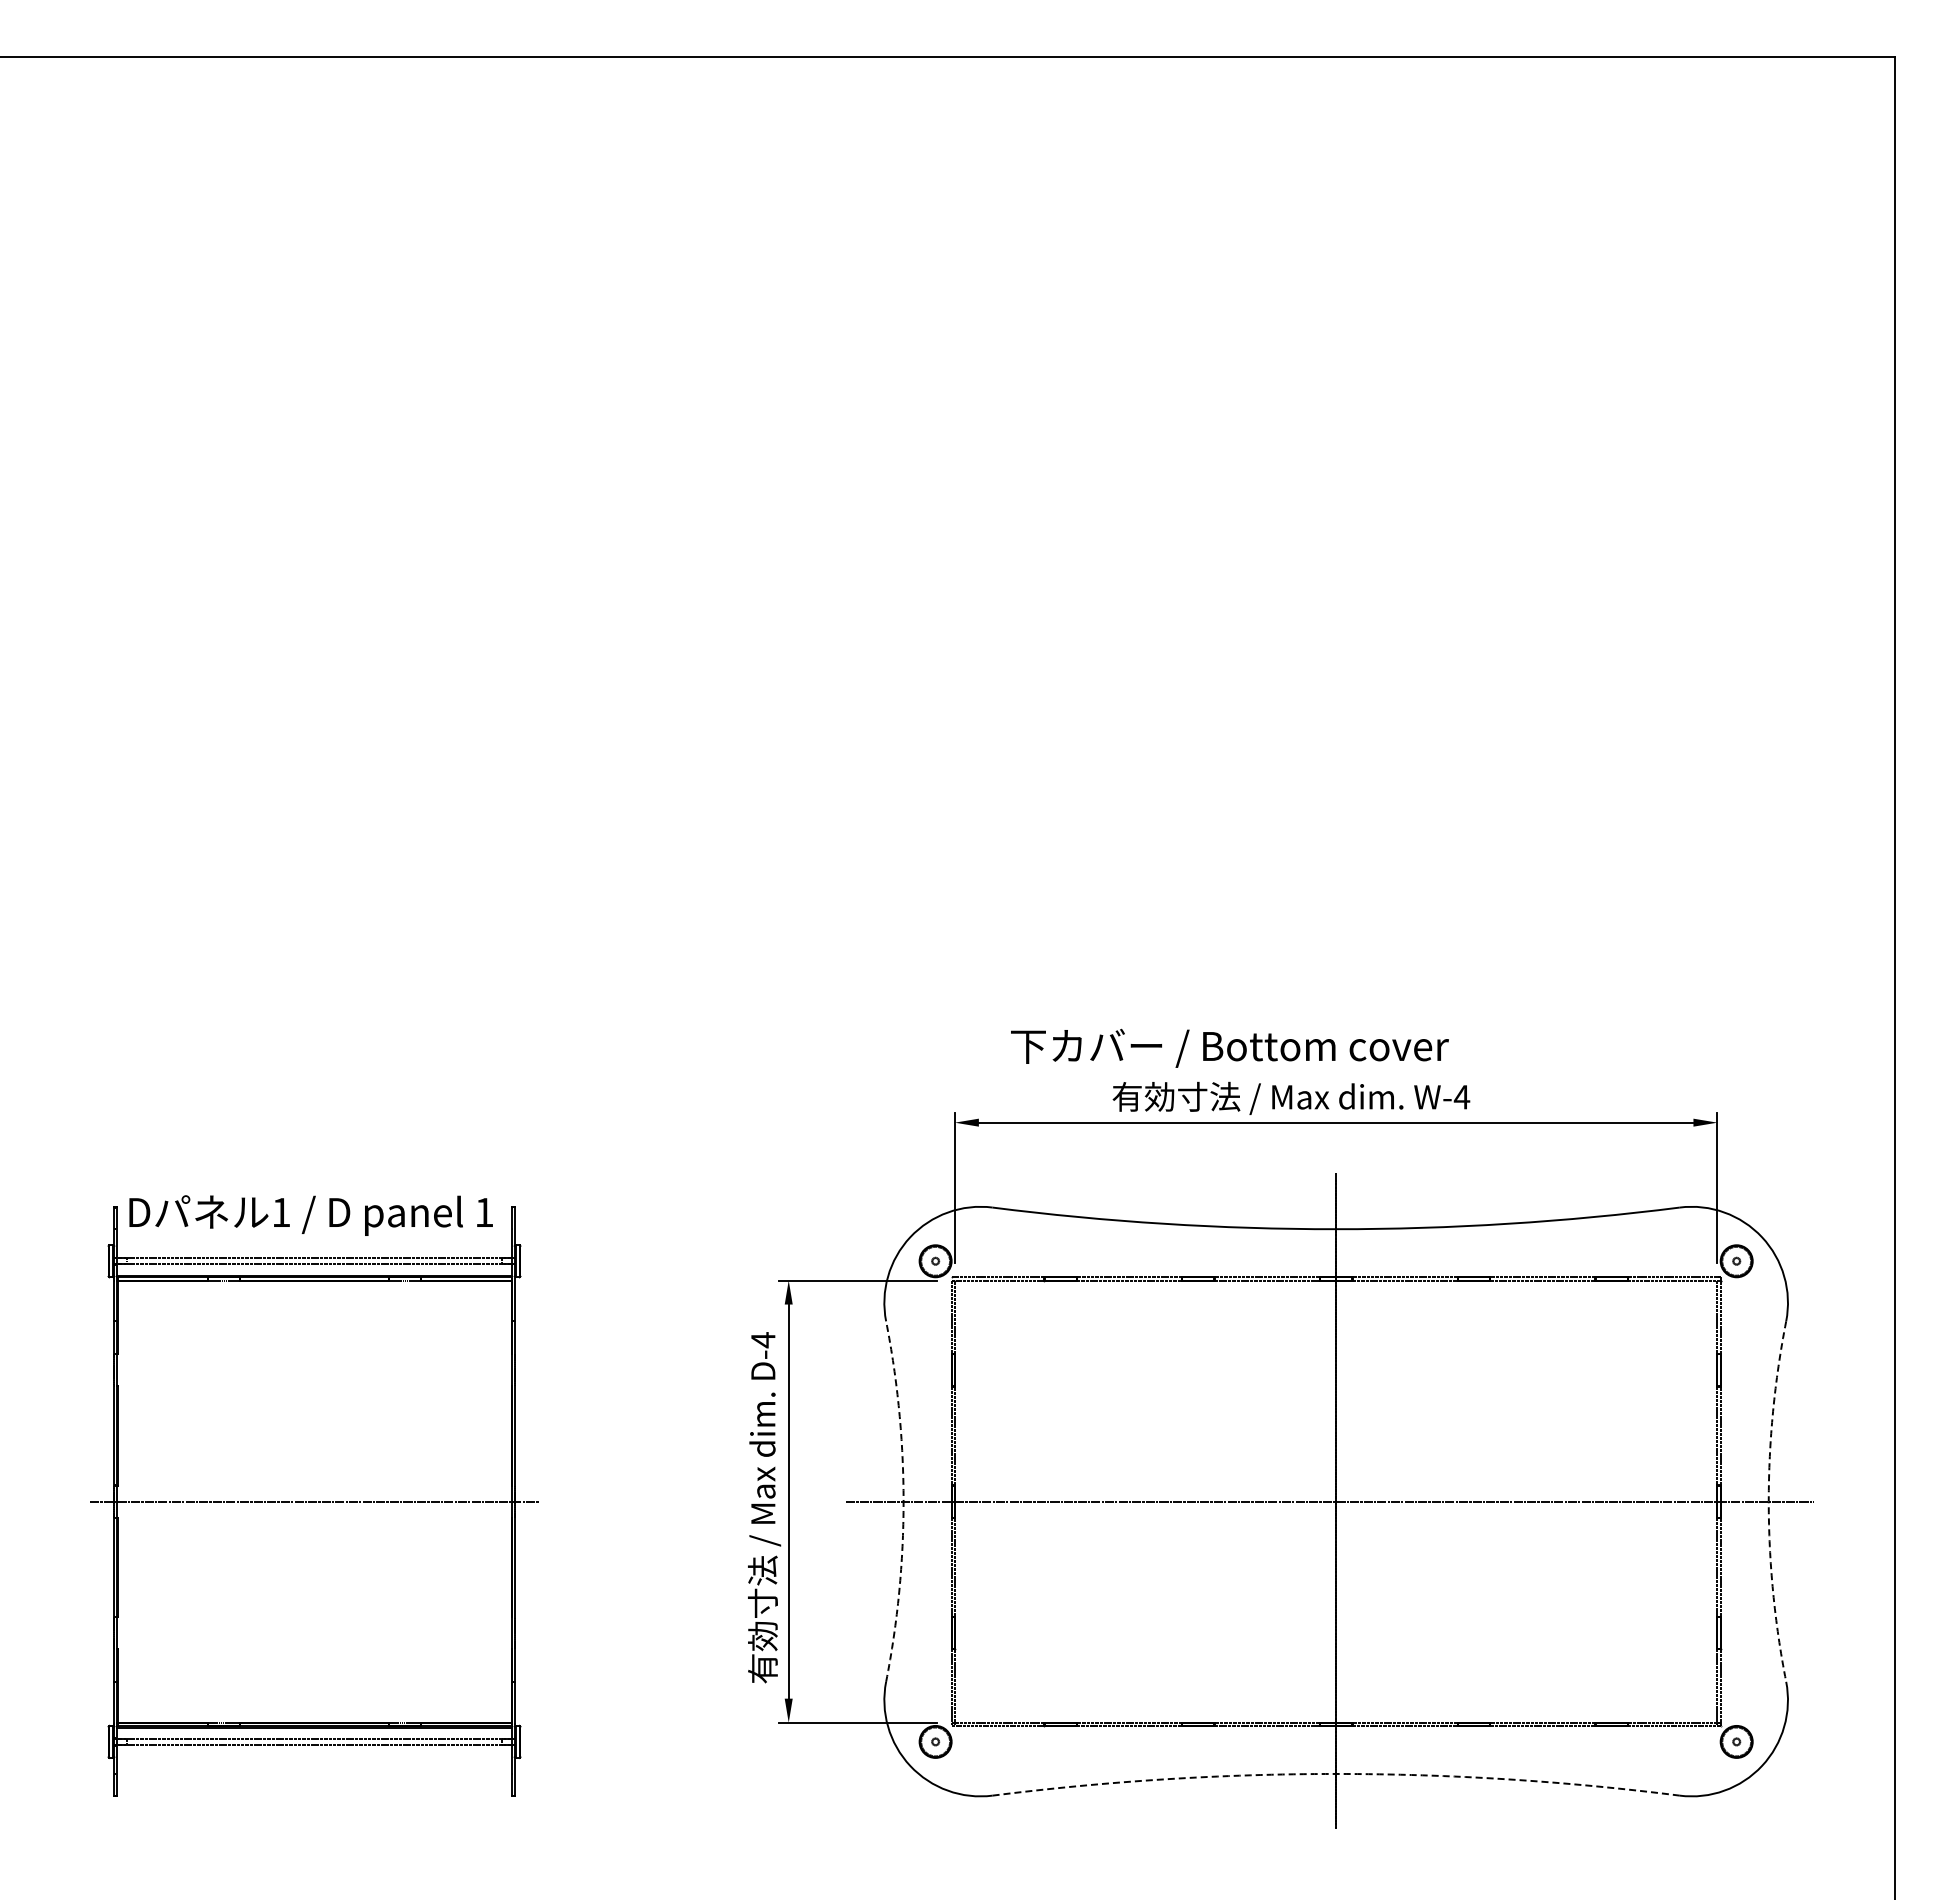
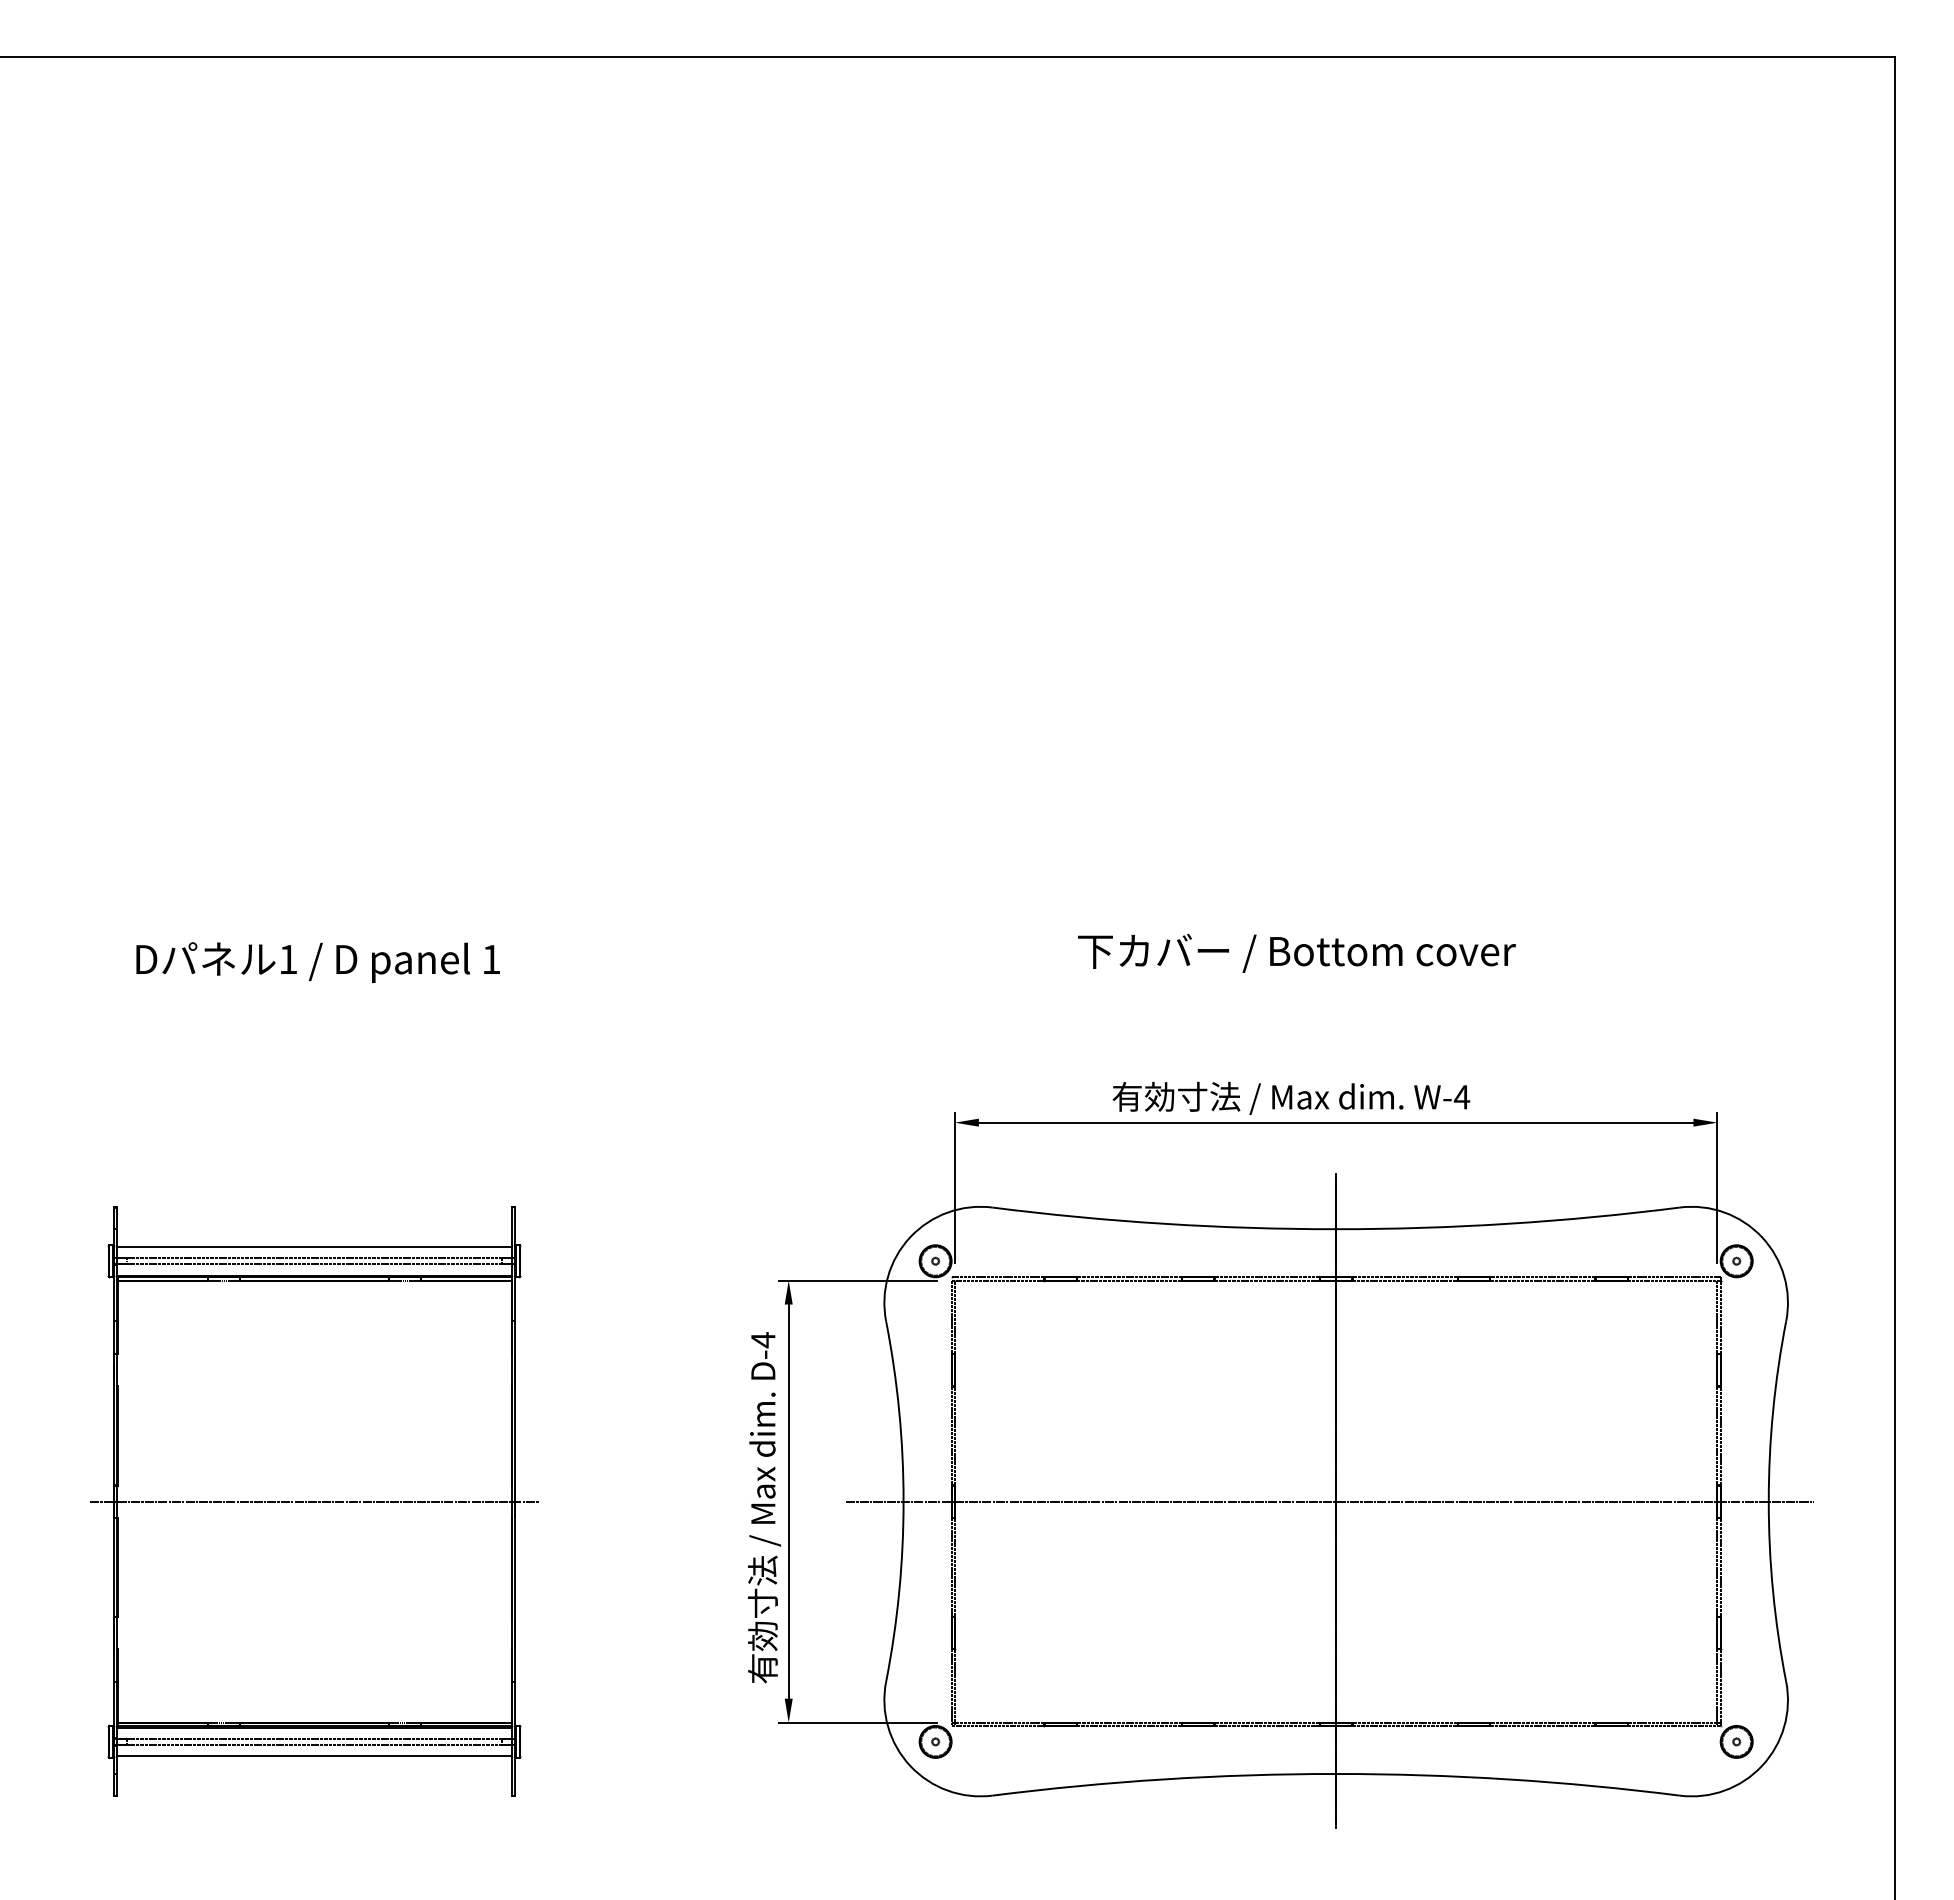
text position: (1229, 1047) -> (1296, 952) (1296, 952)
text position: (310, 1215) -> (317, 962) (317, 962)
line: none -> present (314, 1246)
arc: dashed -> solid (903, 1501)
arc: dashed -> solid (1768, 1501)
line: none -> present (314, 1756)
arc: dashed -> solid (1336, 1773)
